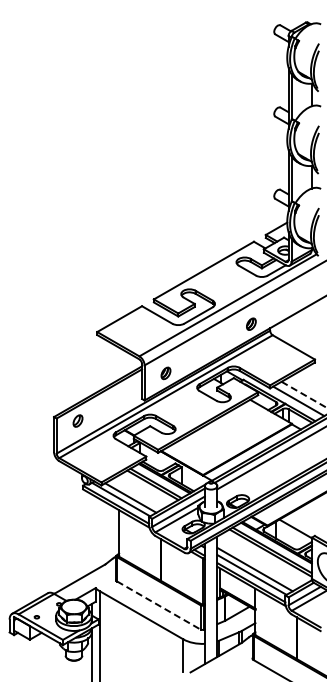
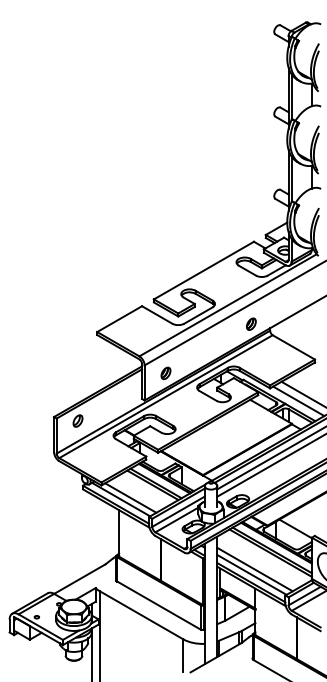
line: dashed -> solid (304, 395)
line: none -> present (270, 465)
line: dashed -> solid (159, 605)
